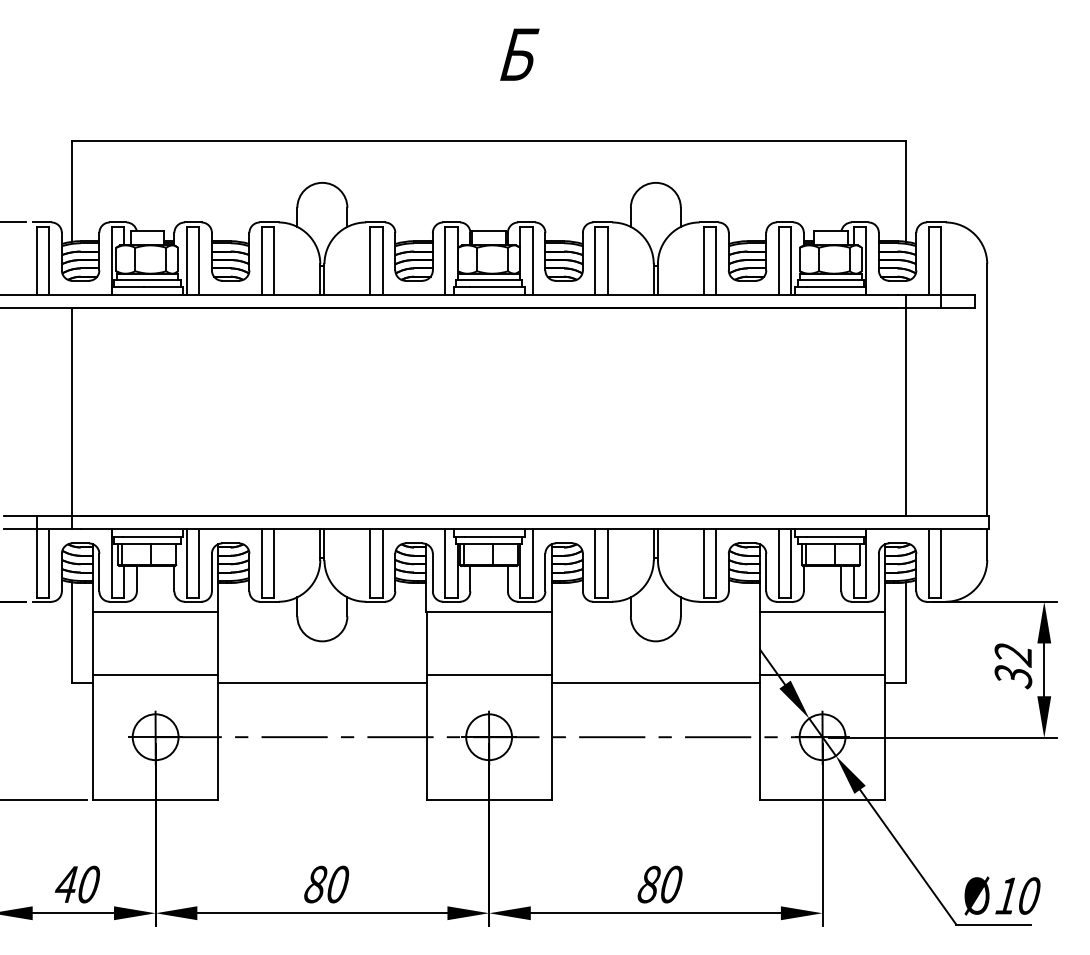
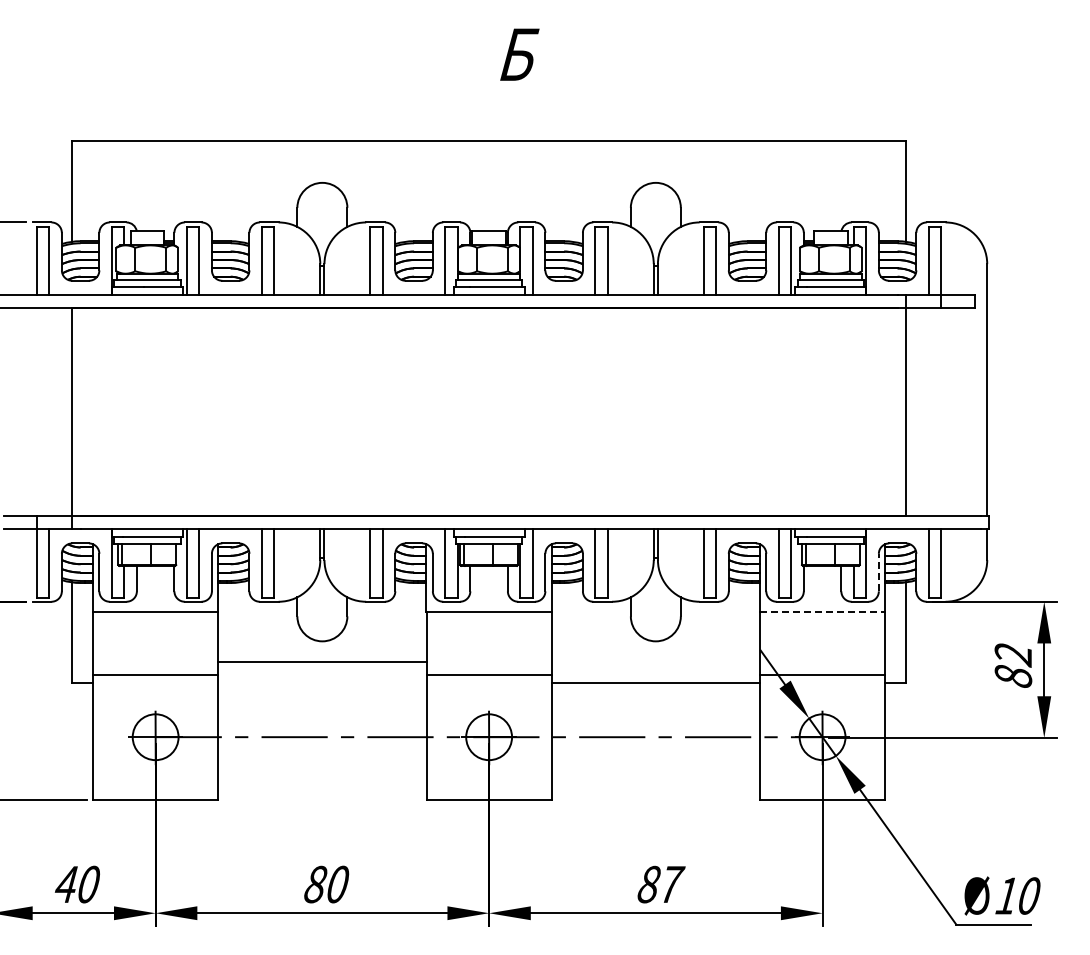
line: solid -> dashed (878, 572)
line: solid -> dashed (822, 612)
text: 32 -> 82 (1013, 677)
line position: (322, 683) -> (322, 662) (322, 662)
text: 80 -> 87 (673, 884)
